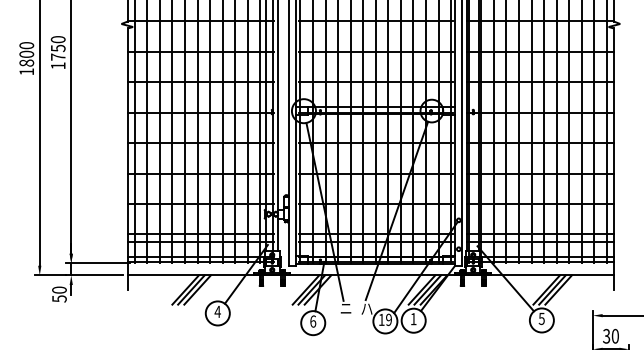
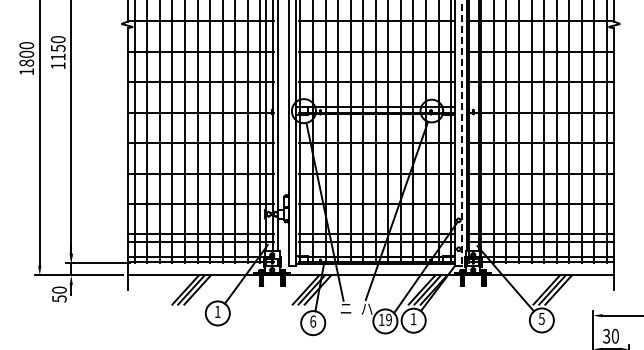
text: 1750 -> 1150 (58, 56)
line: solid -> dashed (462, 133)
text: 4 -> 1 (217, 311)
